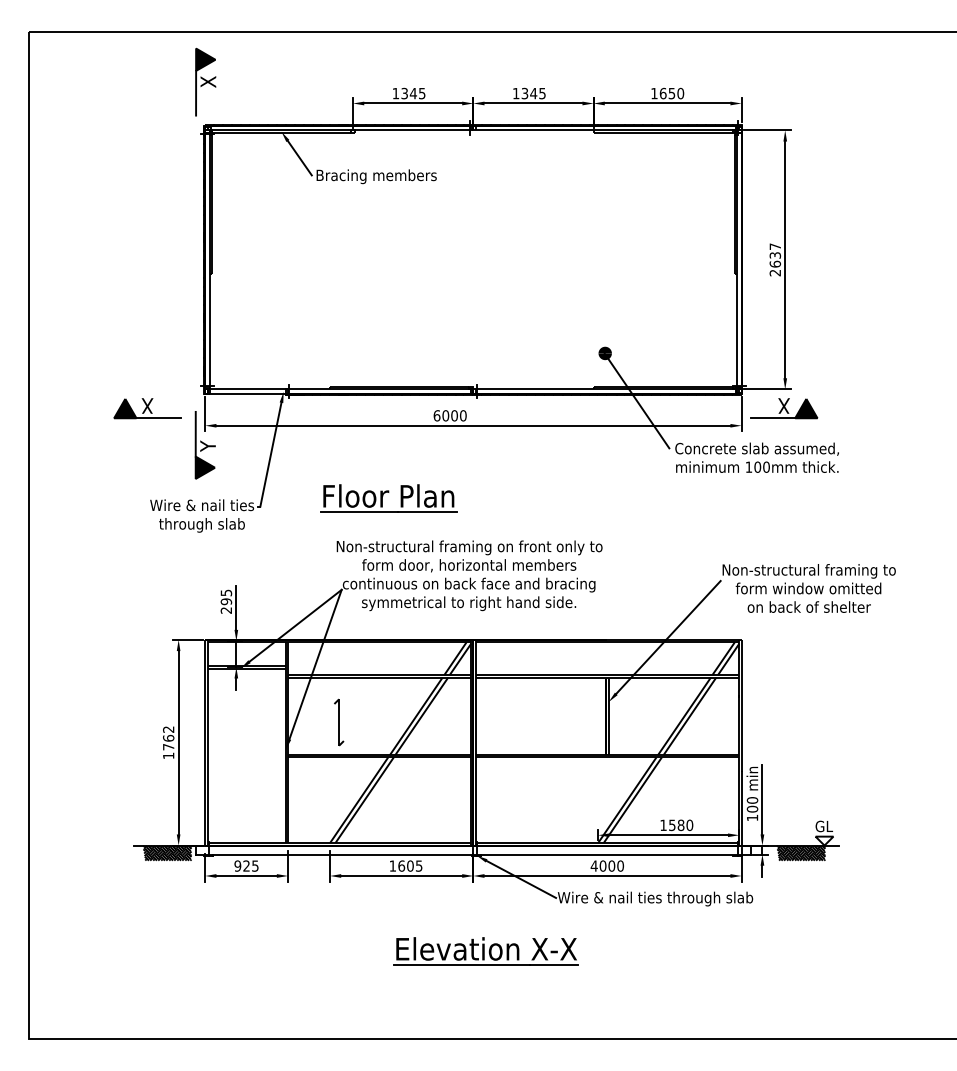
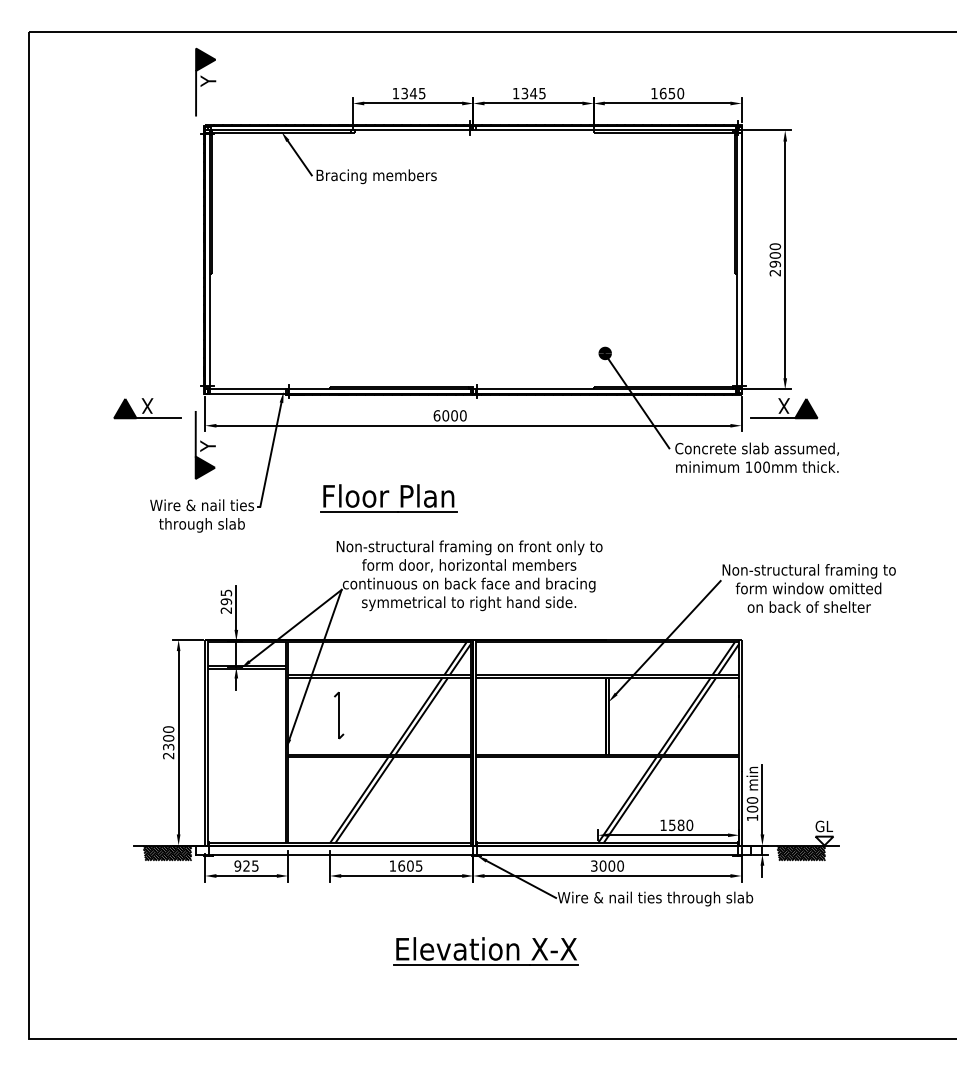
text: X -> Y (208, 81)
text: 2637 -> 2900 (775, 255)
part position: (339, 722) -> (339, 715) (339, 715)
text: 1762 -> 2300 (168, 742)
text: 4000 -> 3000 (593, 865)
